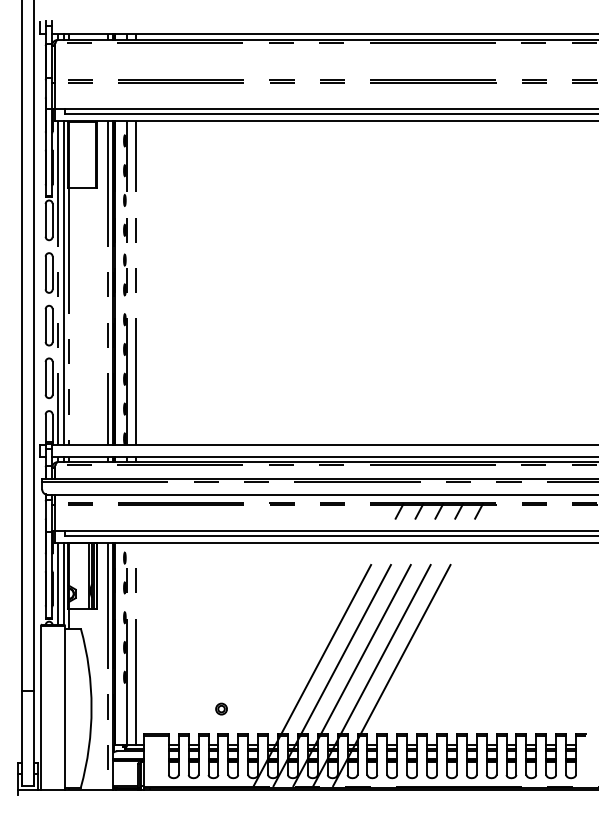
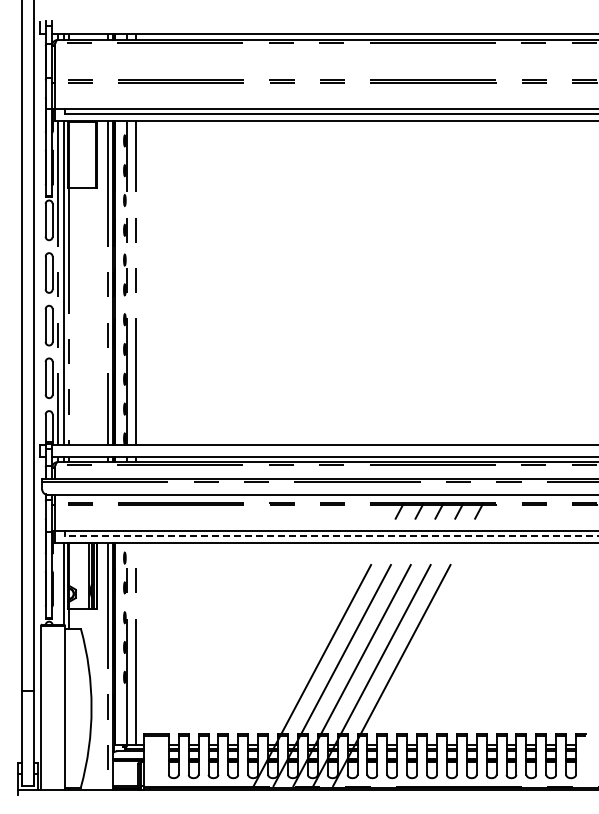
line: solid -> dashed (331, 535)
line: present -> none (58, 583)
part: present -> none (221, 708)
